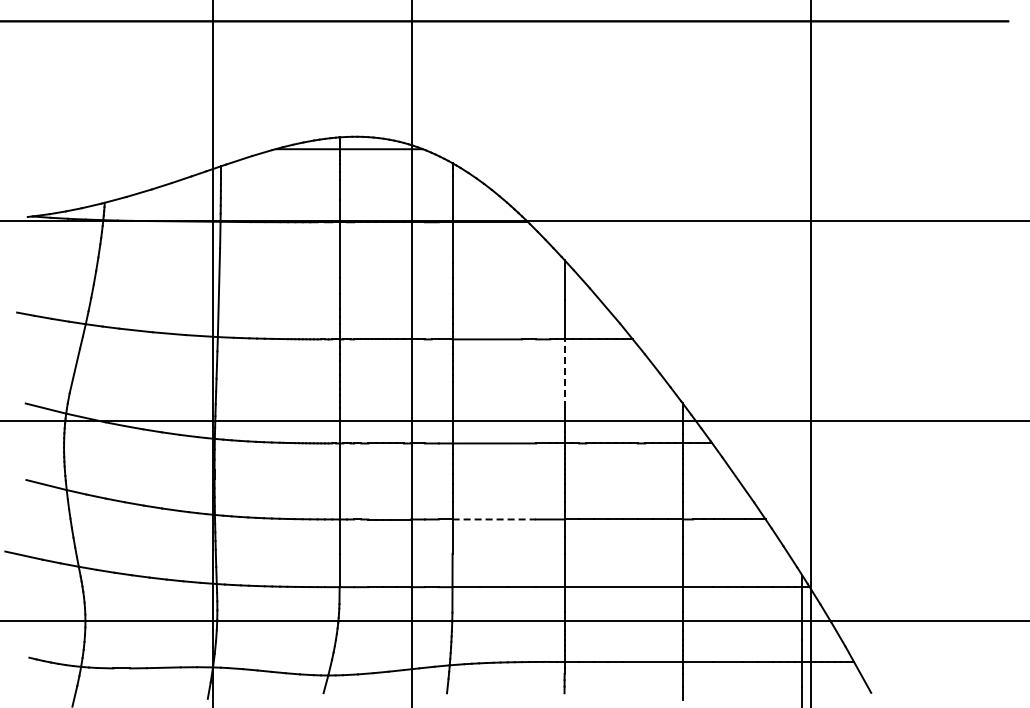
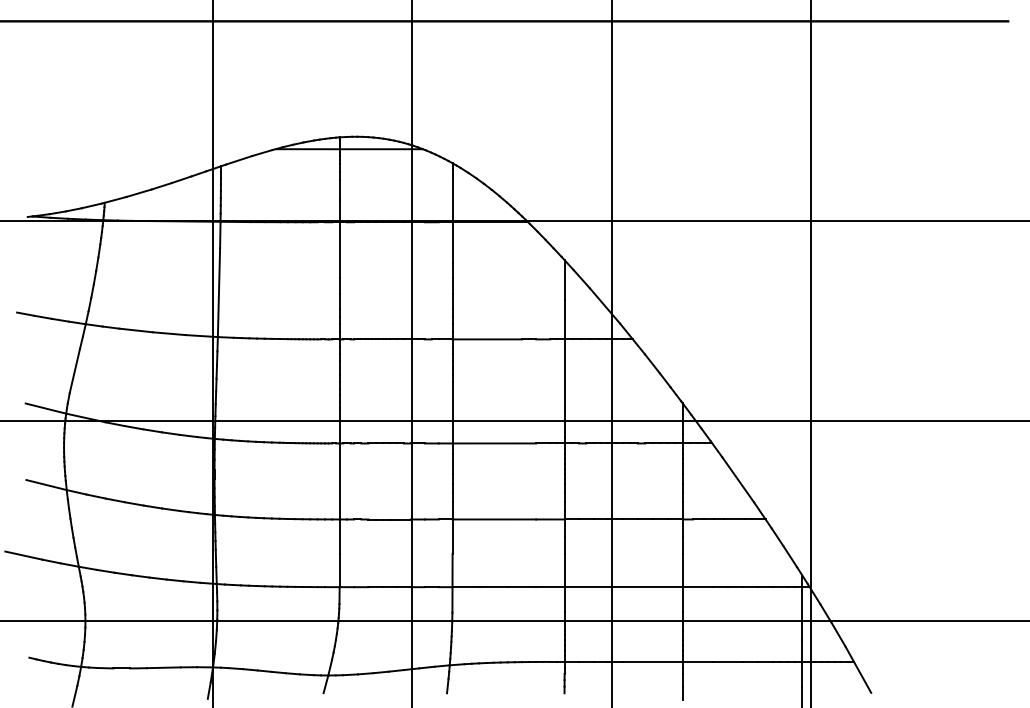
line: none -> present (611, 353)
line: dashed -> solid (564, 373)
line: dashed -> solid (494, 519)
